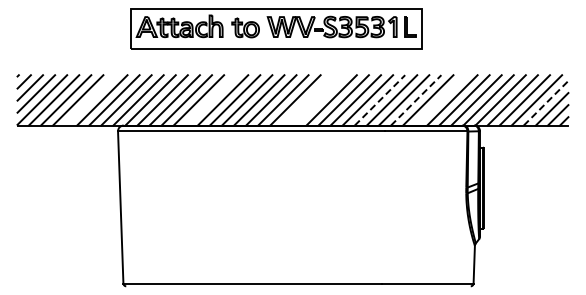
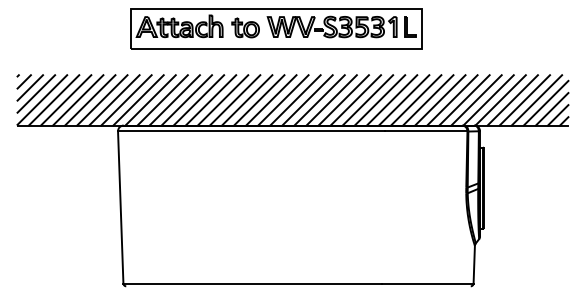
line: none -> present (90, 100)
line: none -> present (210, 100)
line: none -> present (307, 100)
line: none -> present (319, 100)
line: dashed -> solid (379, 100)
line: dashed -> solid (416, 100)
line: none -> present (440, 100)
line: dashed -> solid (546, 103)
